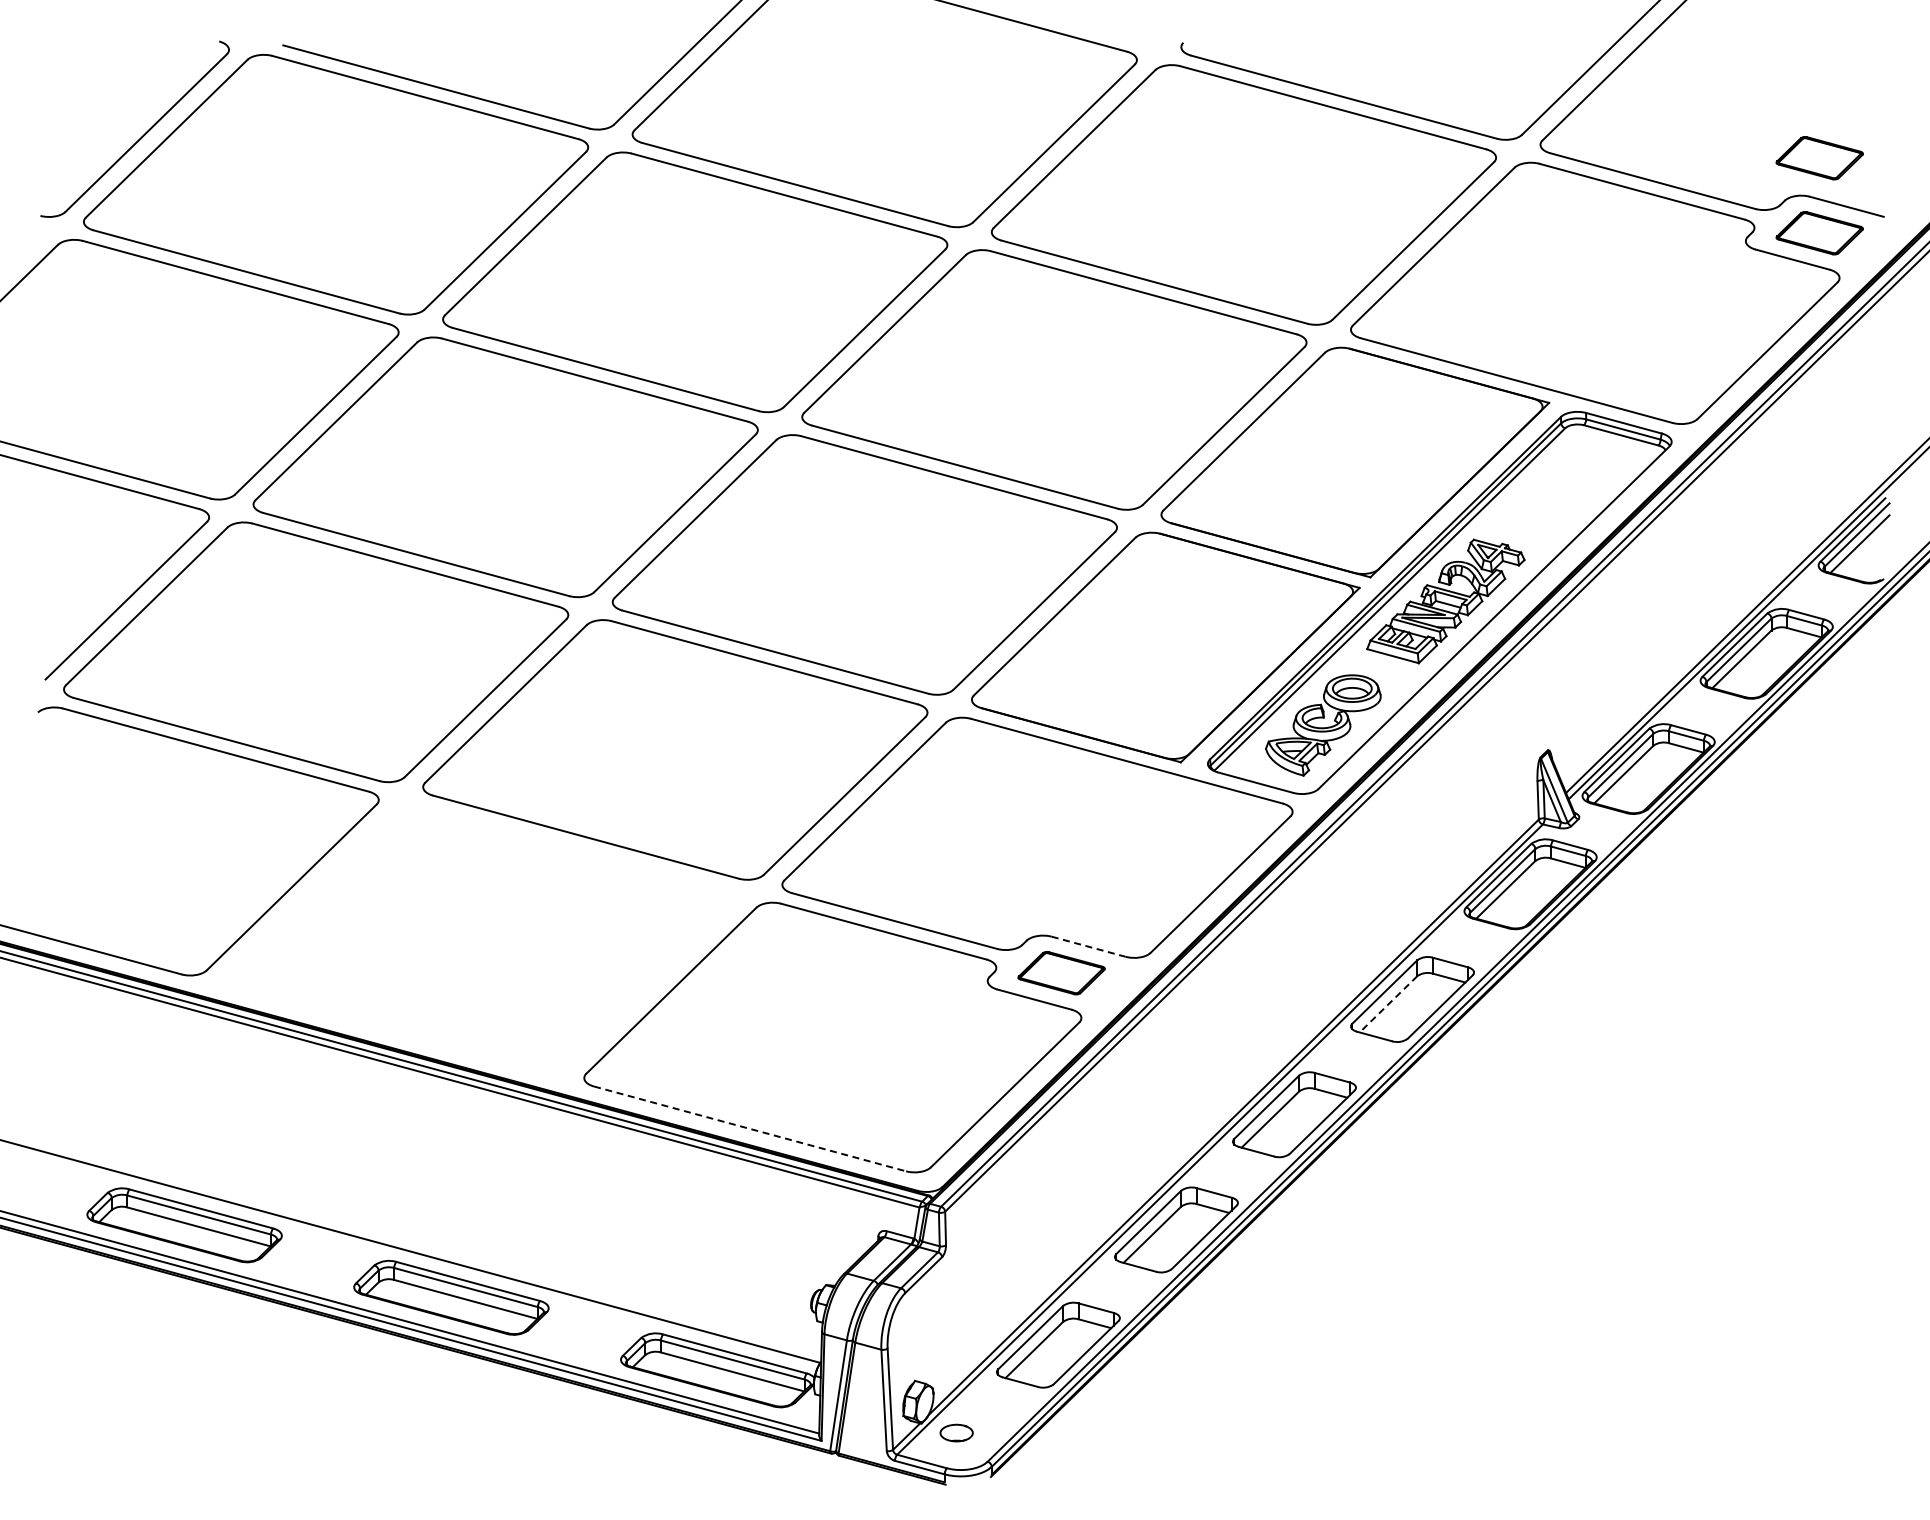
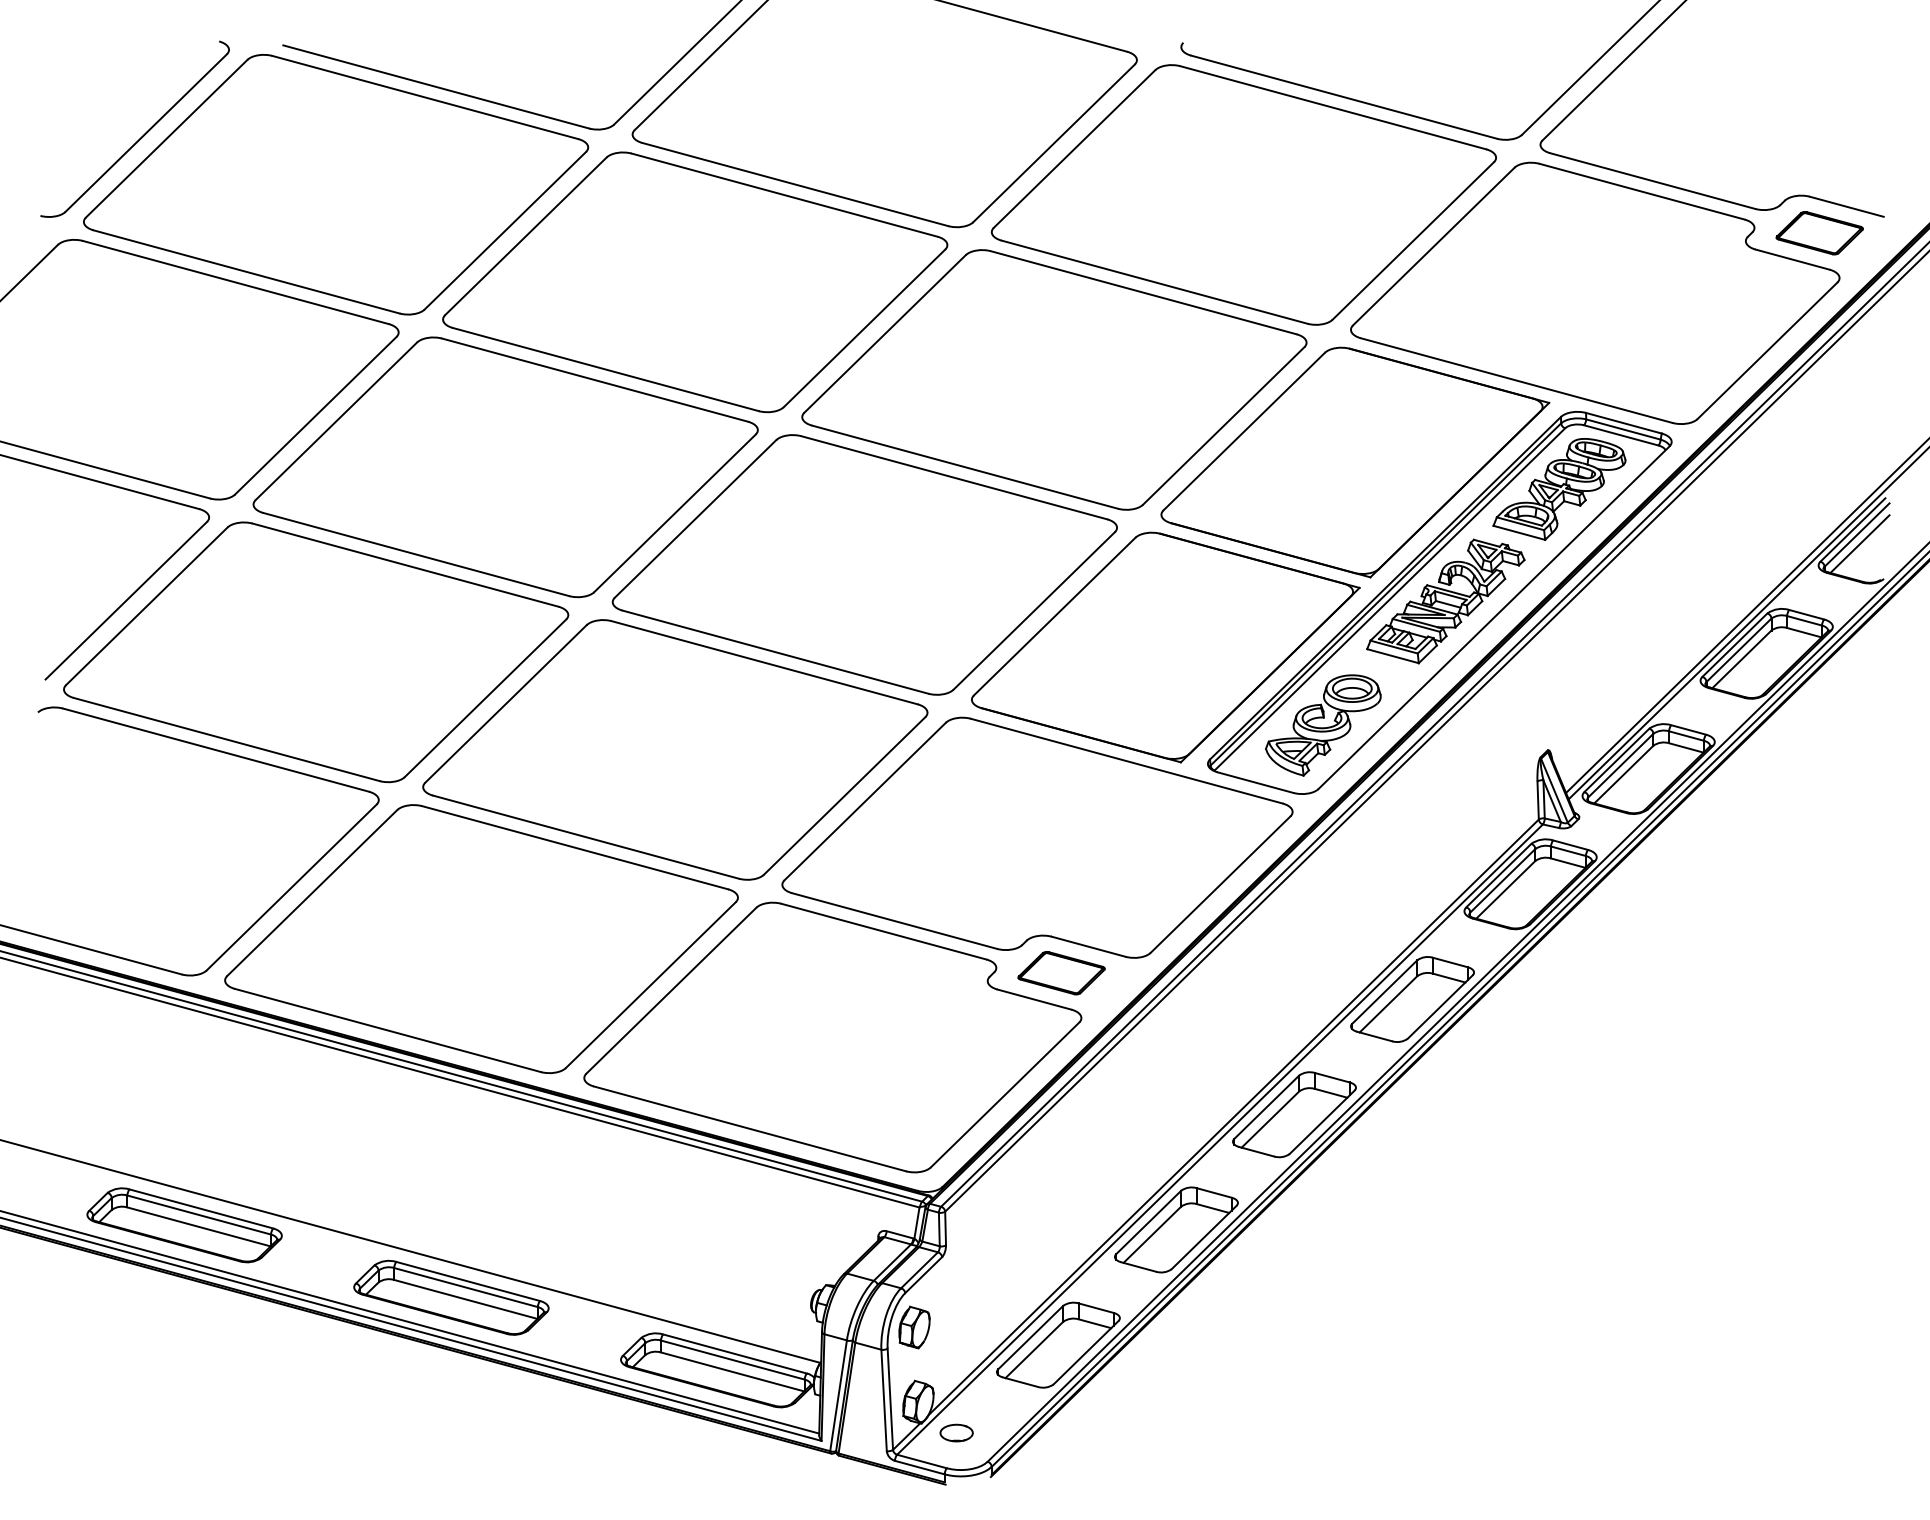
part: present -> none (1819, 158)
part: none -> present (1559, 489)
part: none -> present (481, 938)
line: dashed -> solid (1089, 946)
line: dashed -> solid (1388, 1004)
line: dashed -> solid (750, 1128)
part: none -> present (914, 1327)
